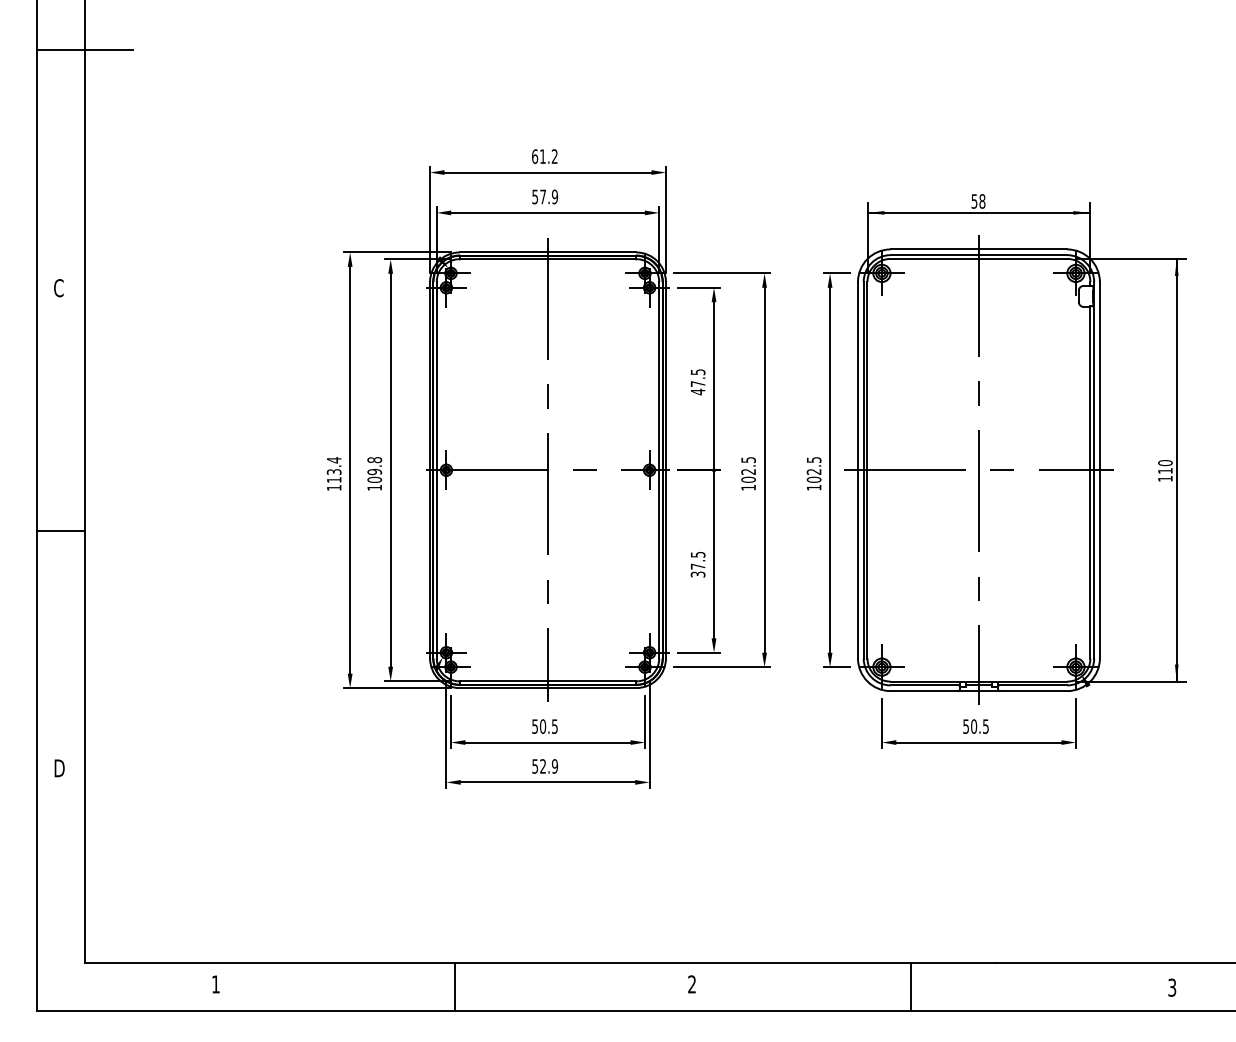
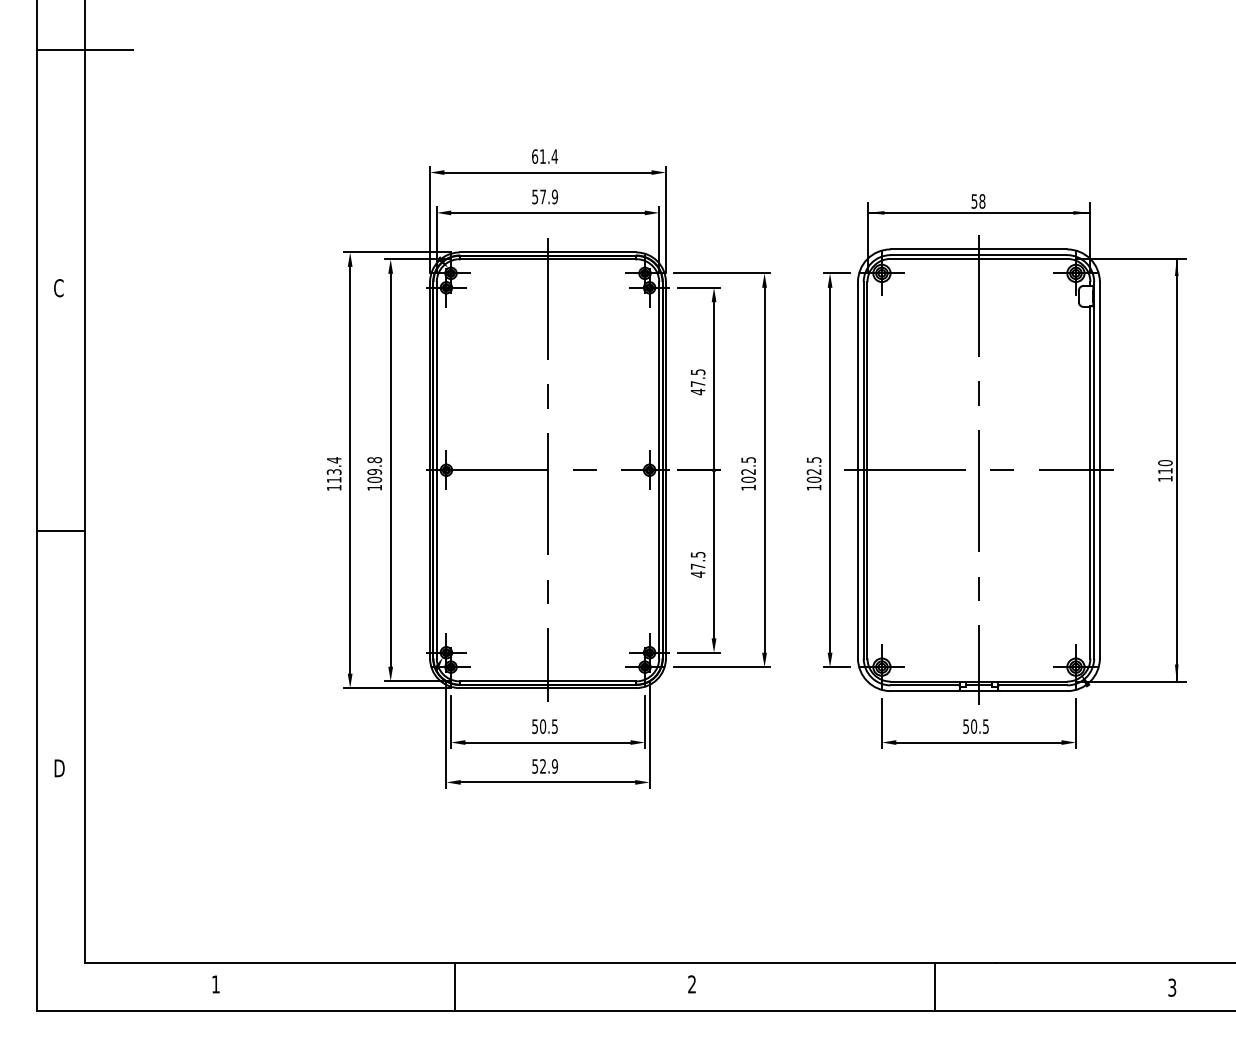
text: 61.2 -> 61.4 (554, 156)
text: 37.5 -> 47.5 (697, 574)
line position: (911, 986) -> (935, 986) (935, 986)
